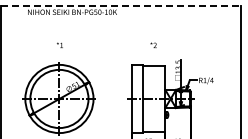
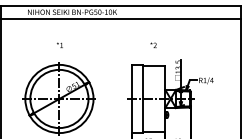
line: dashed -> solid (121, 5)
line: none -> present (121, 18)
